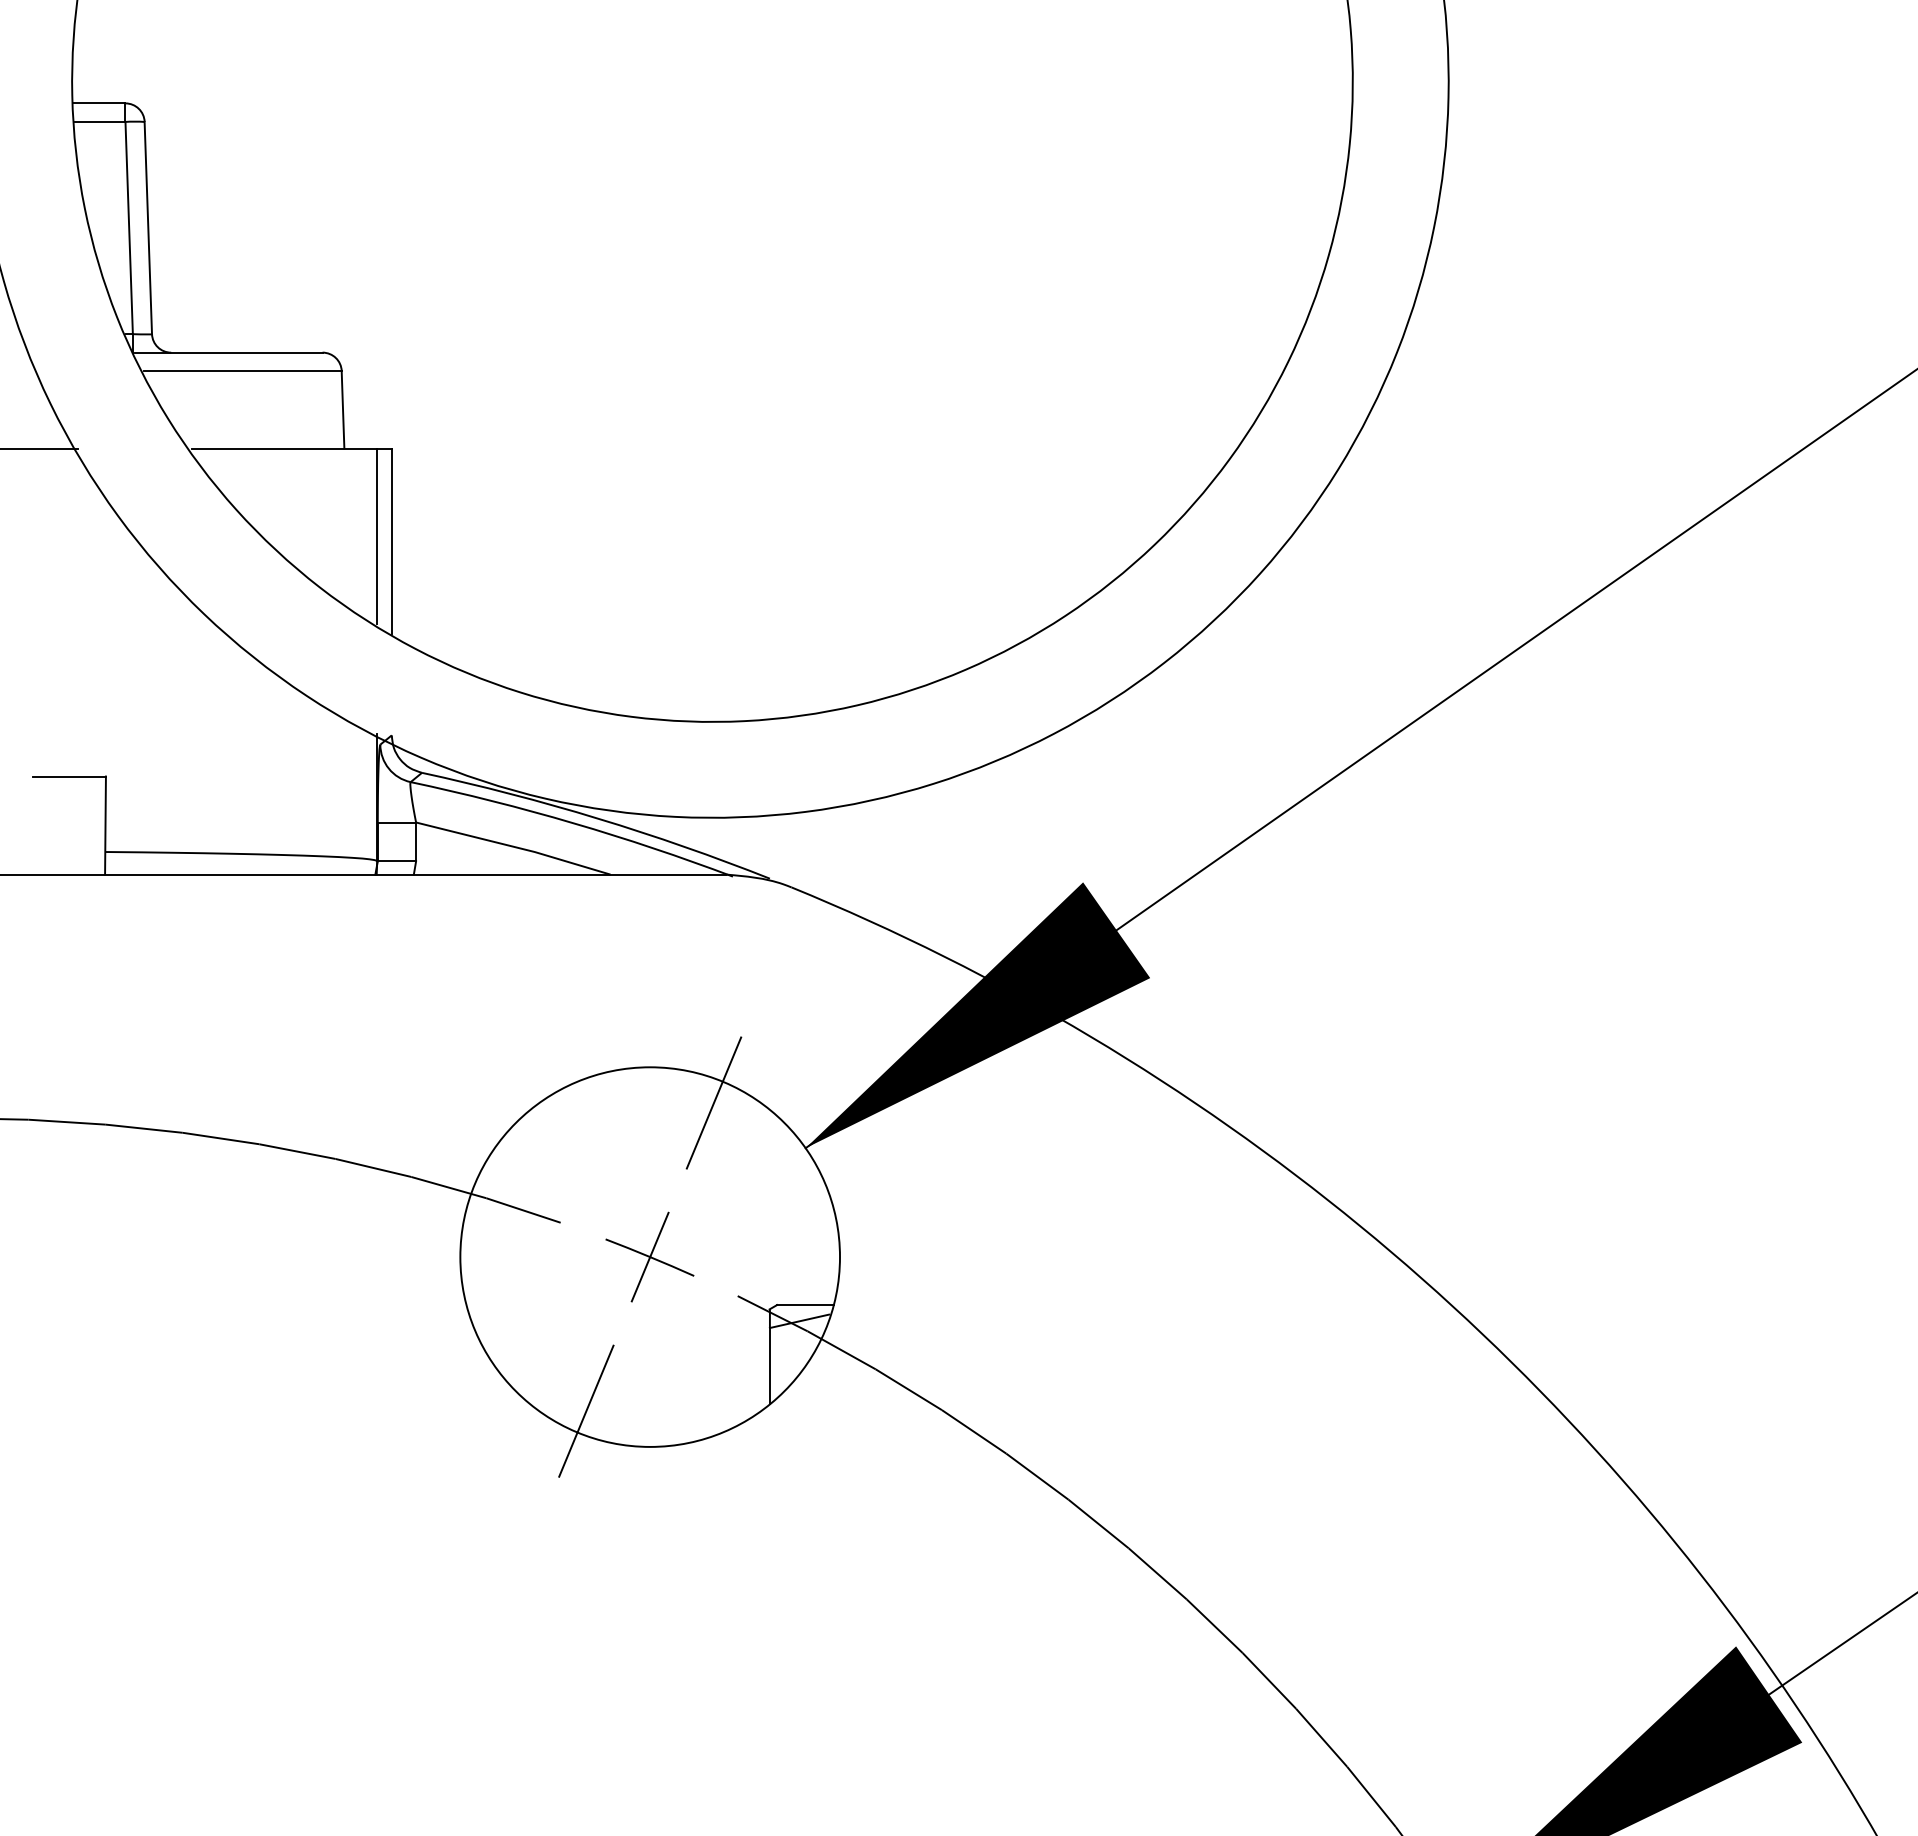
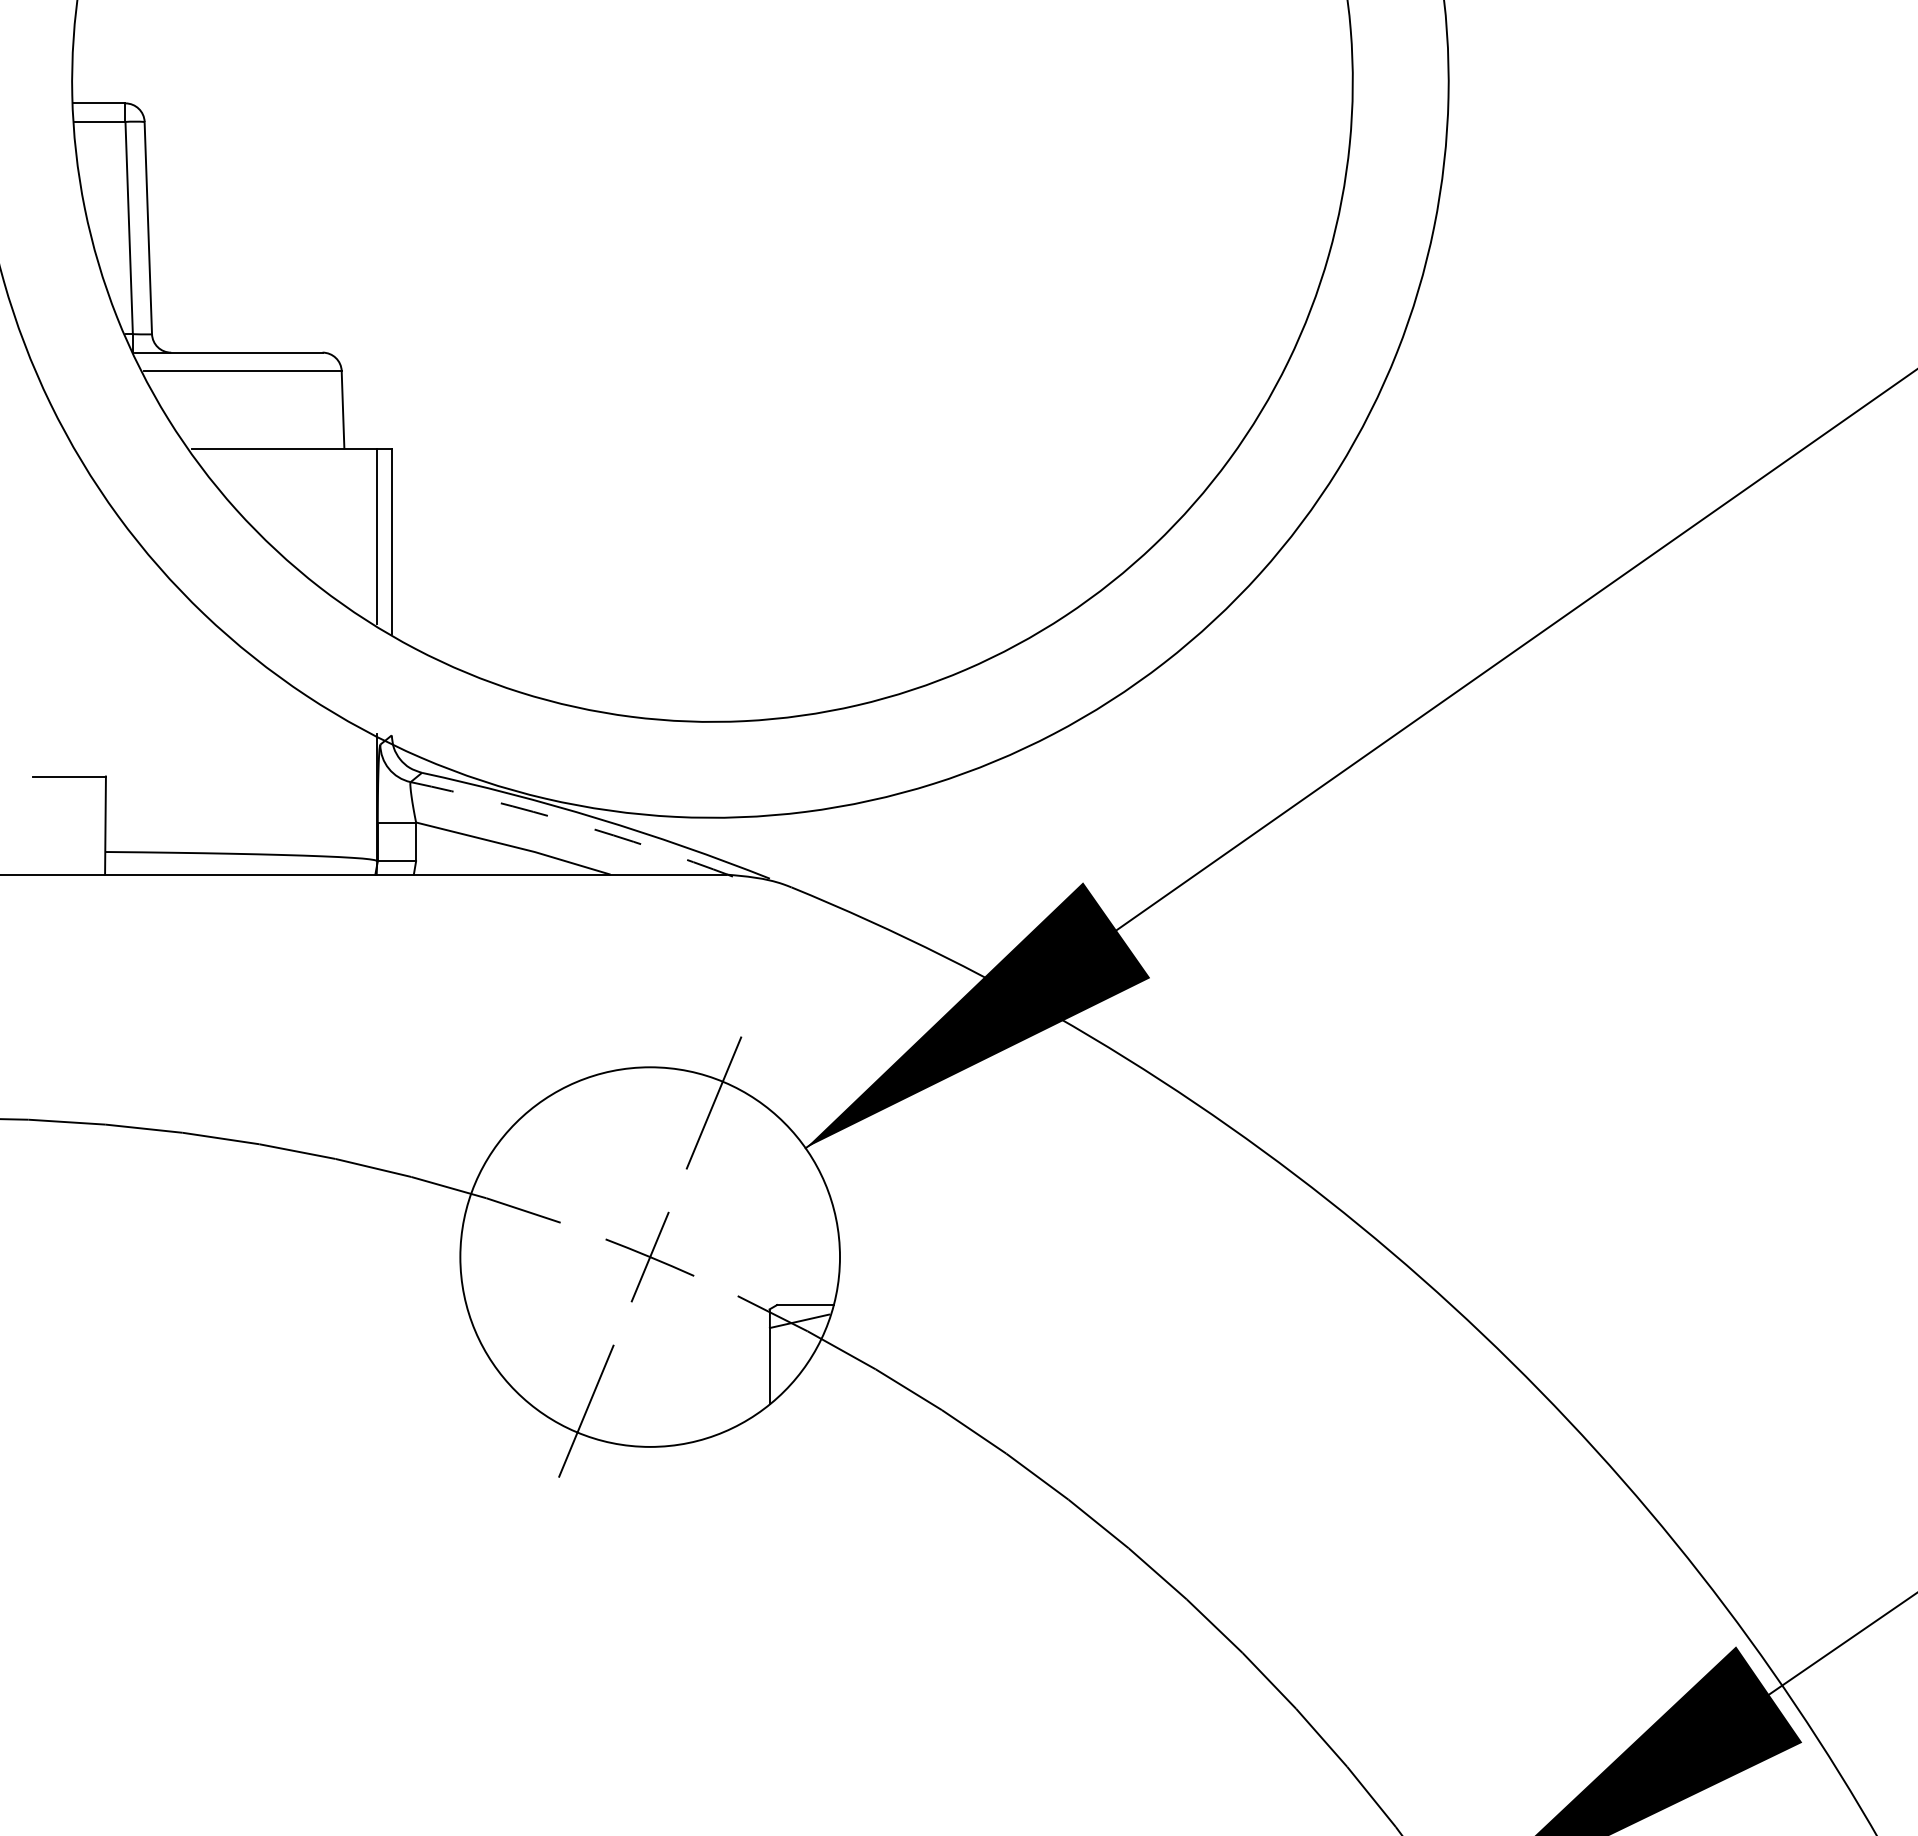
line: present -> none (40, 448)
arc: solid -> dashed (573, 823)
